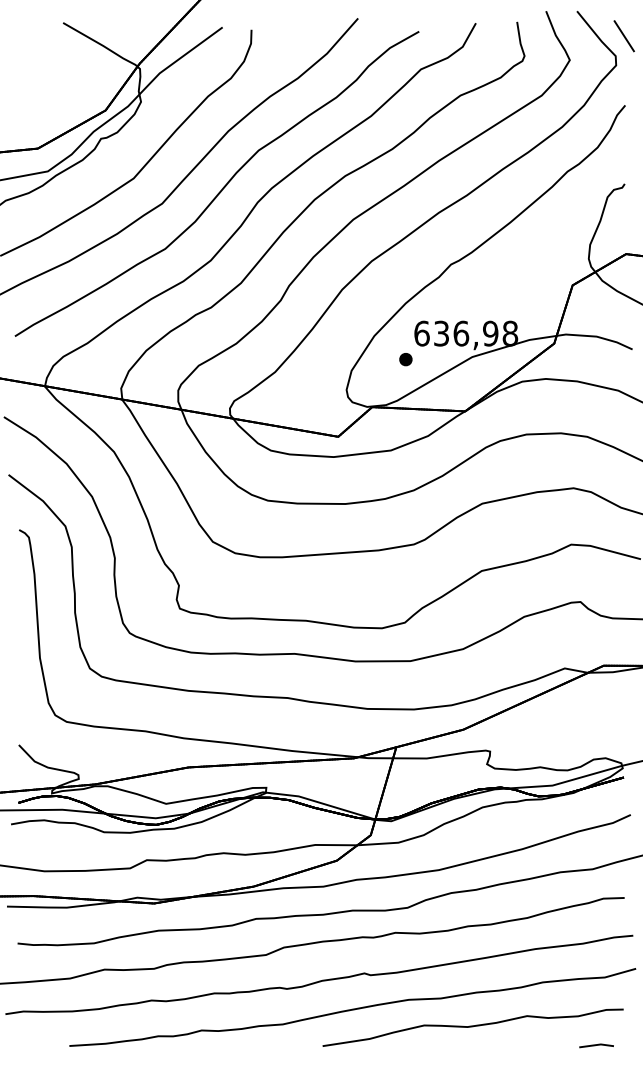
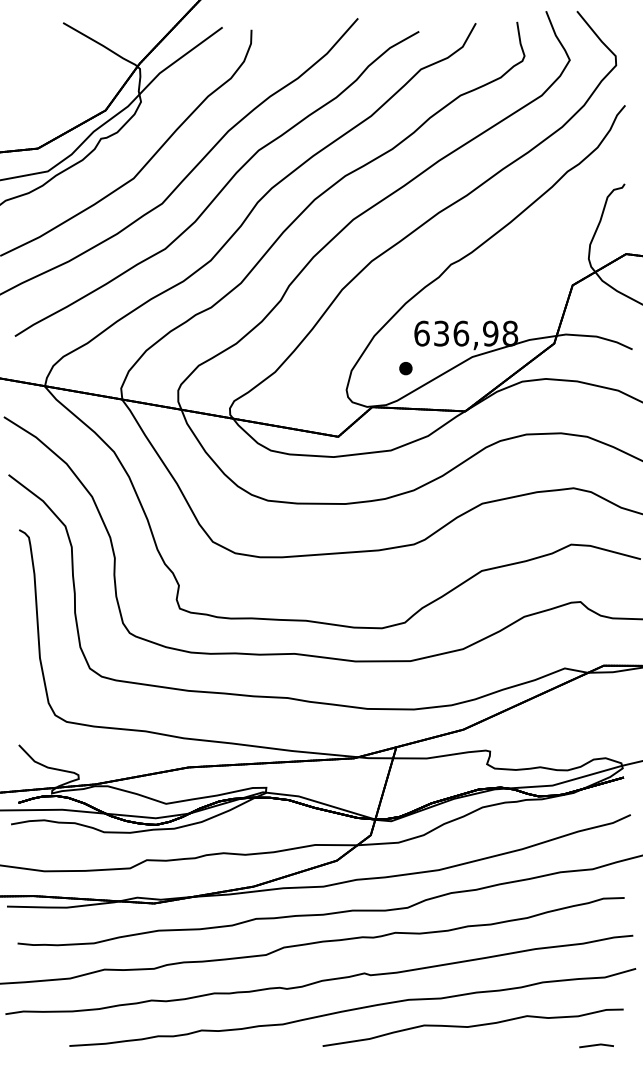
line: present -> none (623, 36)
part position: (405, 359) -> (405, 368) (405, 368)
